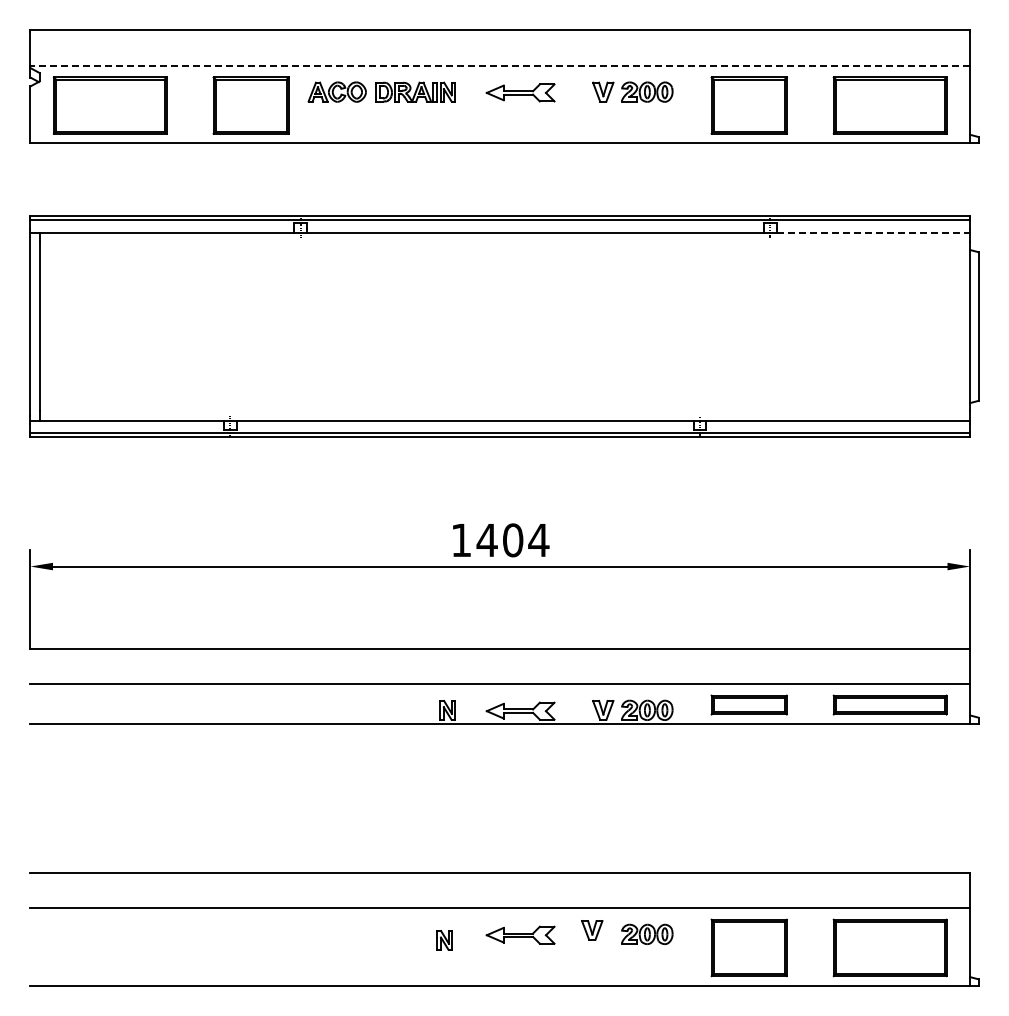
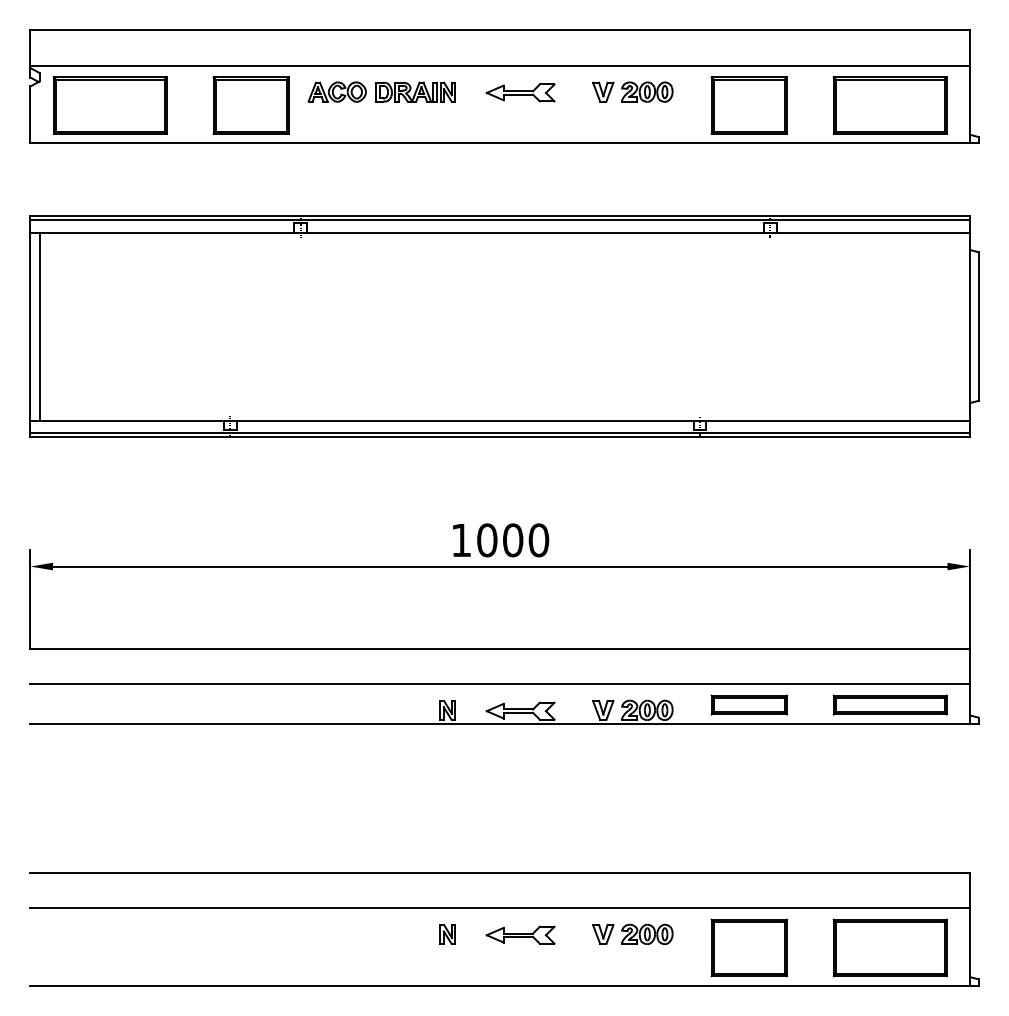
line: dashed -> solid (500, 66)
line: dashed -> solid (873, 232)
text: 1404 -> 1000 (512, 540)
part position: (592, 930) -> (603, 934) (603, 934)
part position: (444, 940) -> (447, 934) (447, 934)
